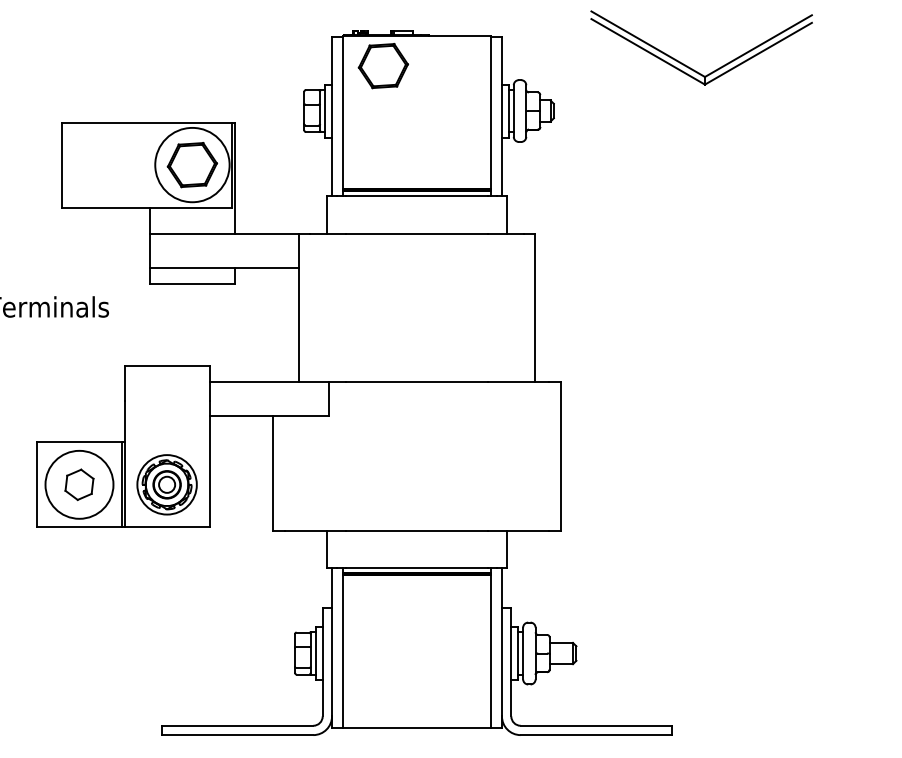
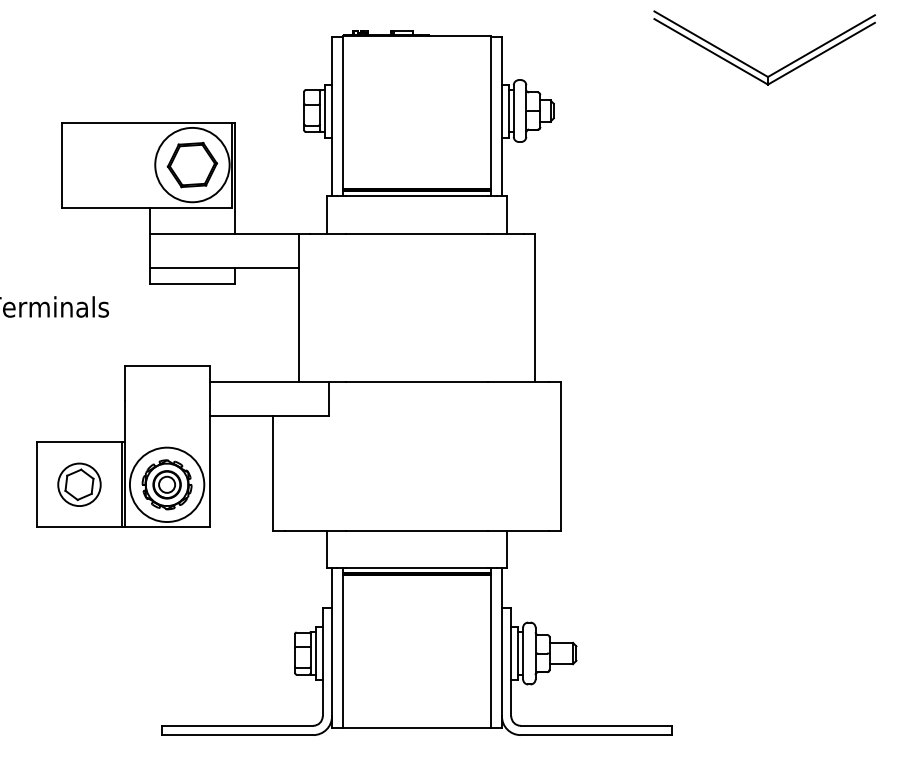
part position: (687, 65) -> (750, 65) (750, 65)
part: present -> none (382, 66)
circle diameter: 68 px -> 42 px (79, 484)
circle diameter: 59 px -> 74 px (166, 484)
